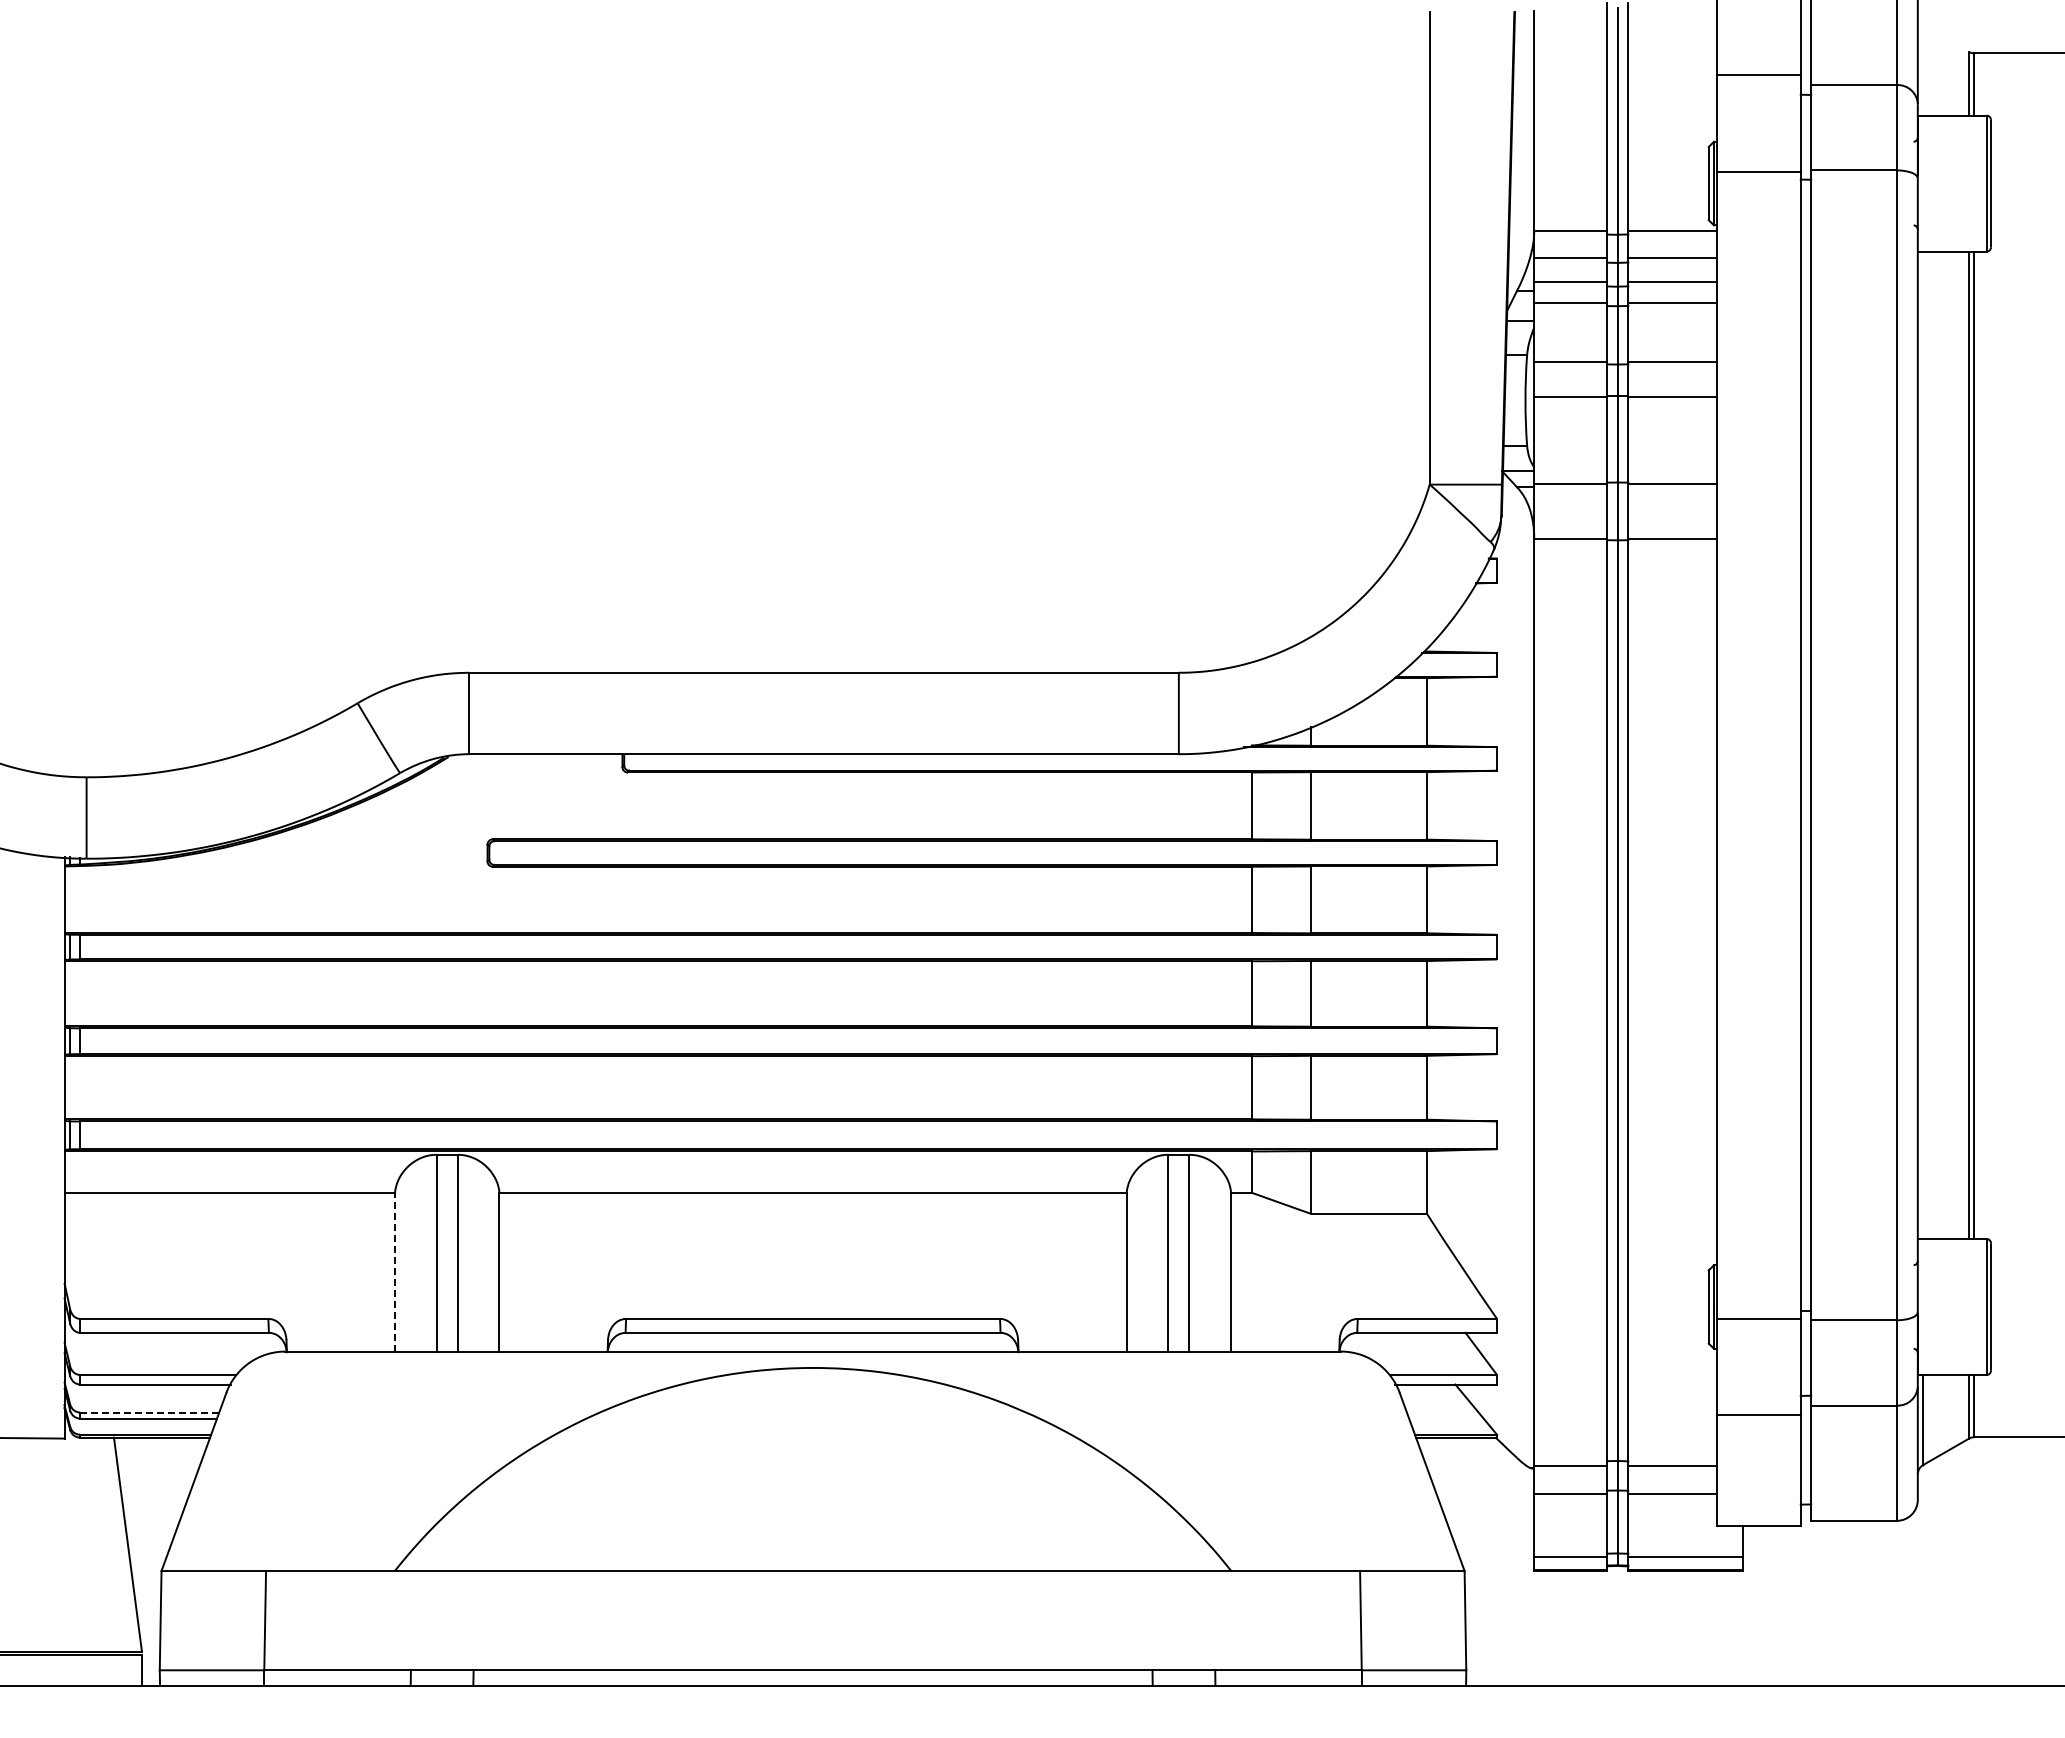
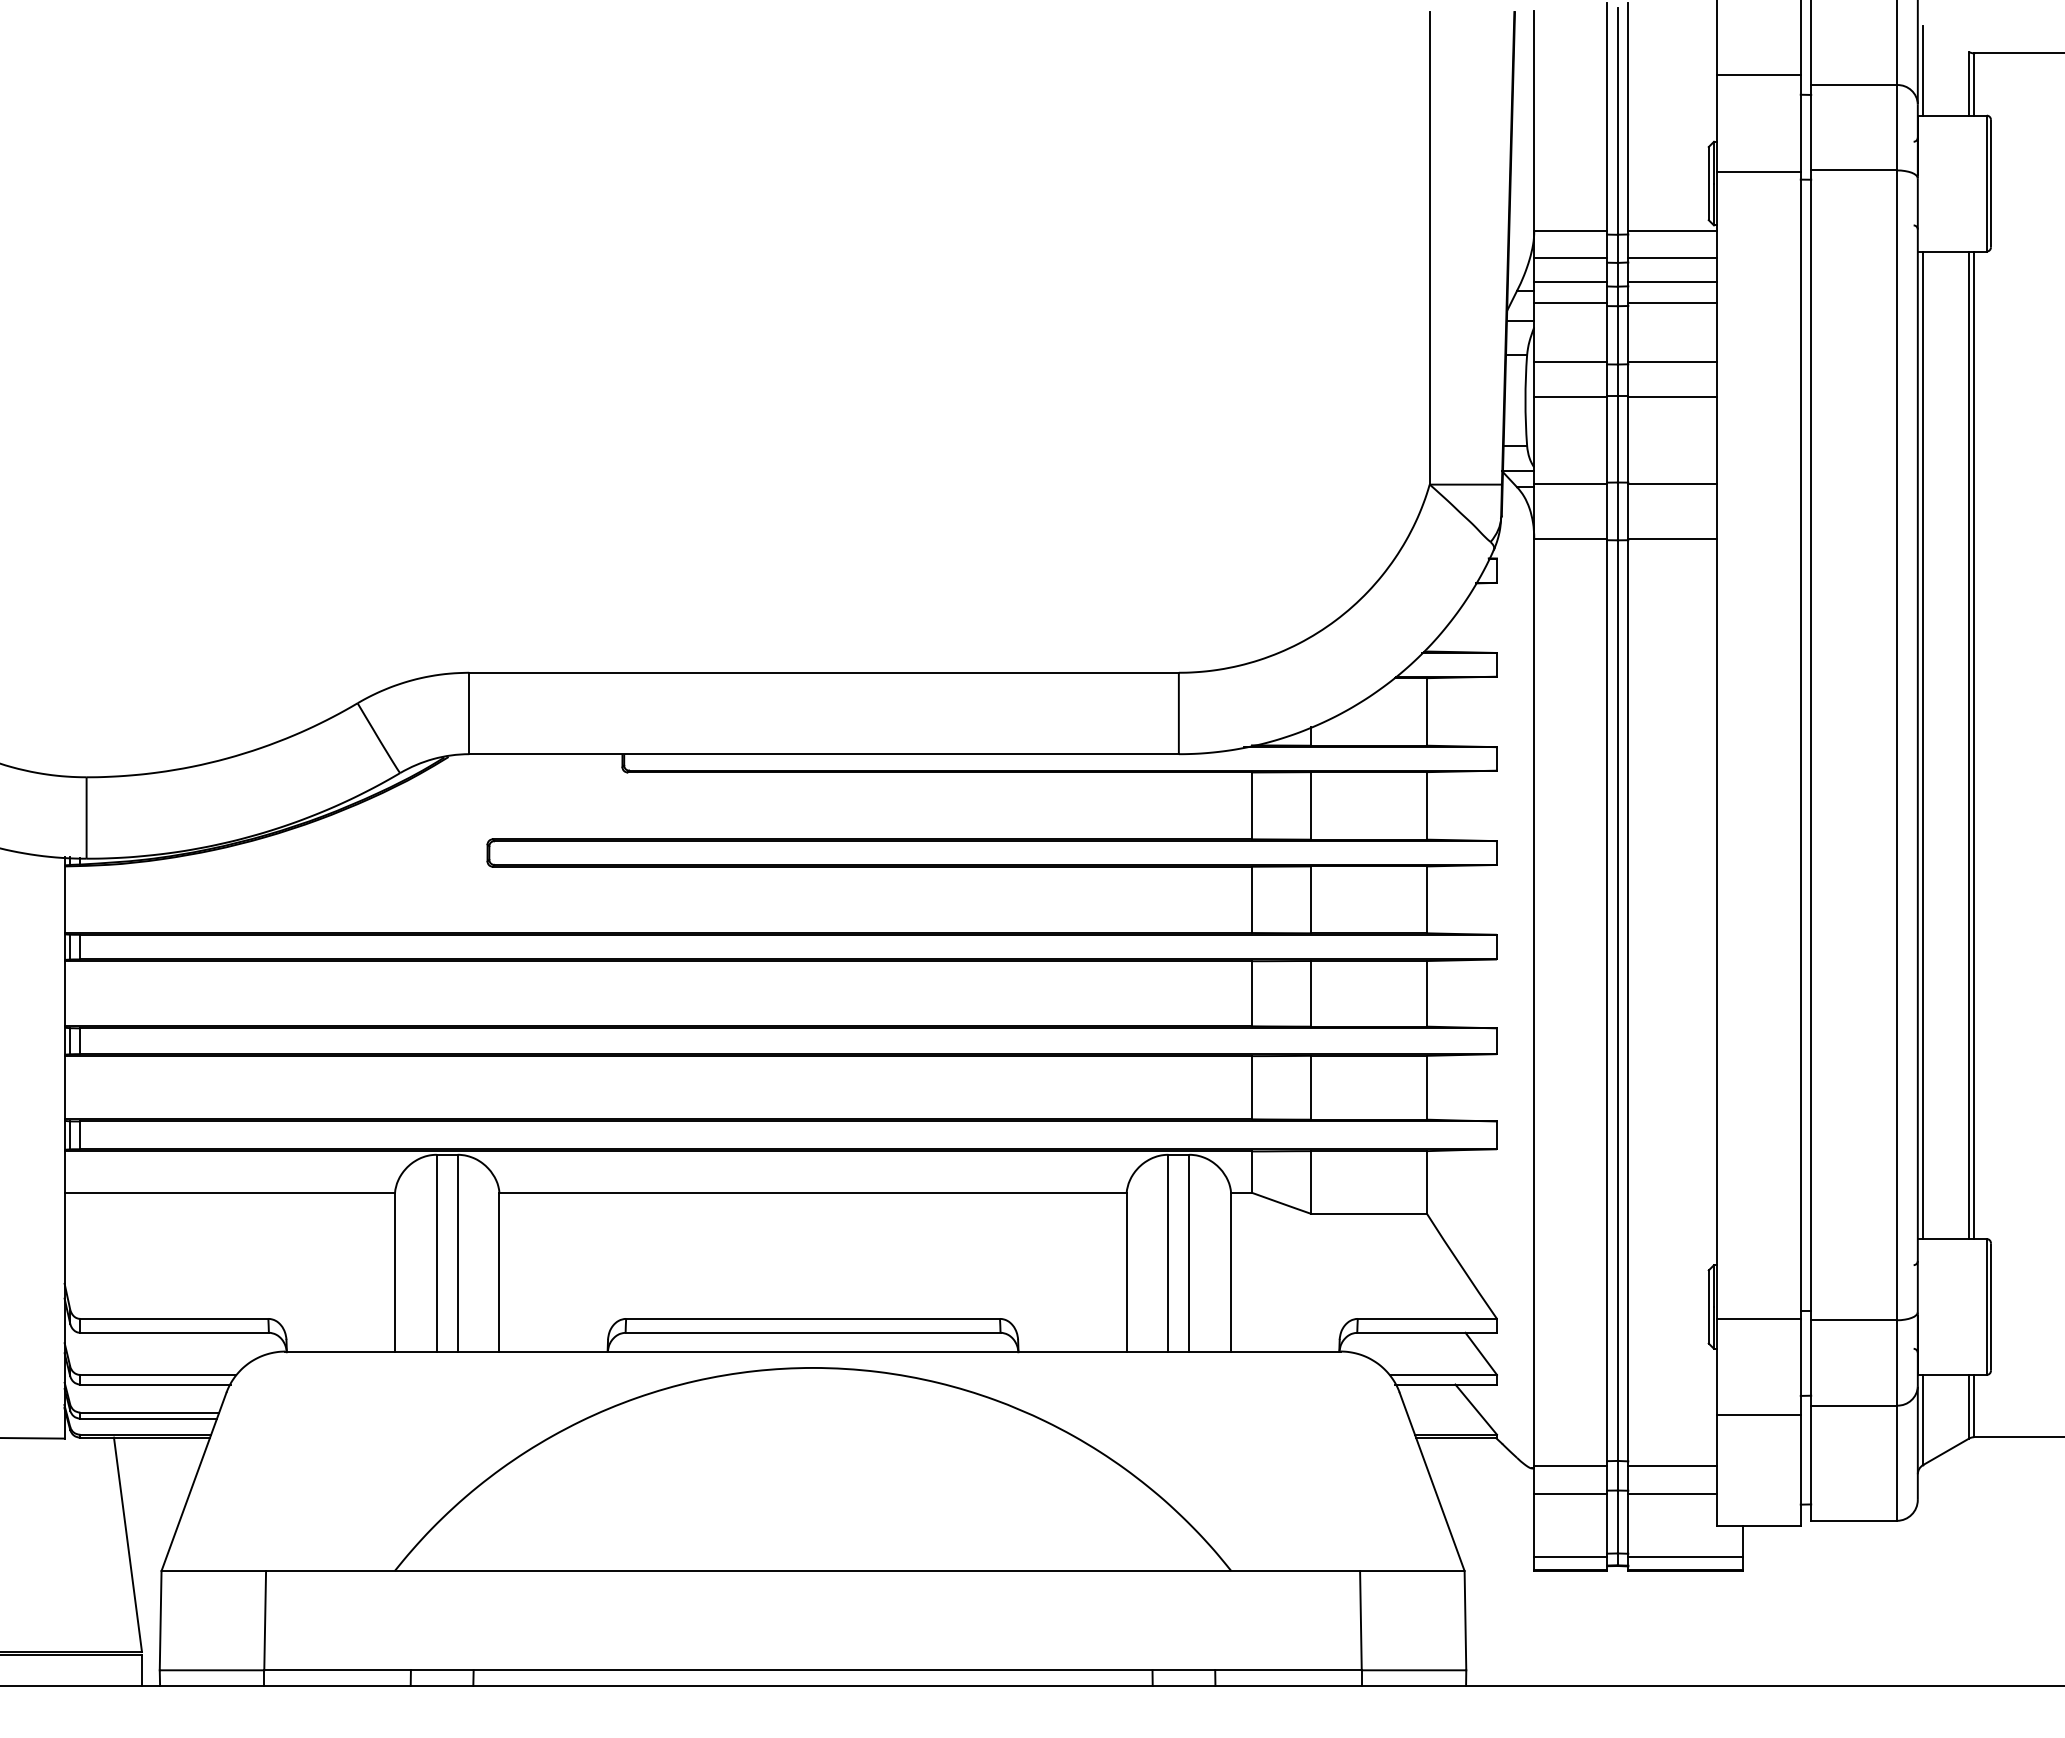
line: none -> present (1923, 70)
line: none -> present (1923, 745)
line: dashed -> solid (395, 1271)
line: dashed -> solid (150, 1412)
